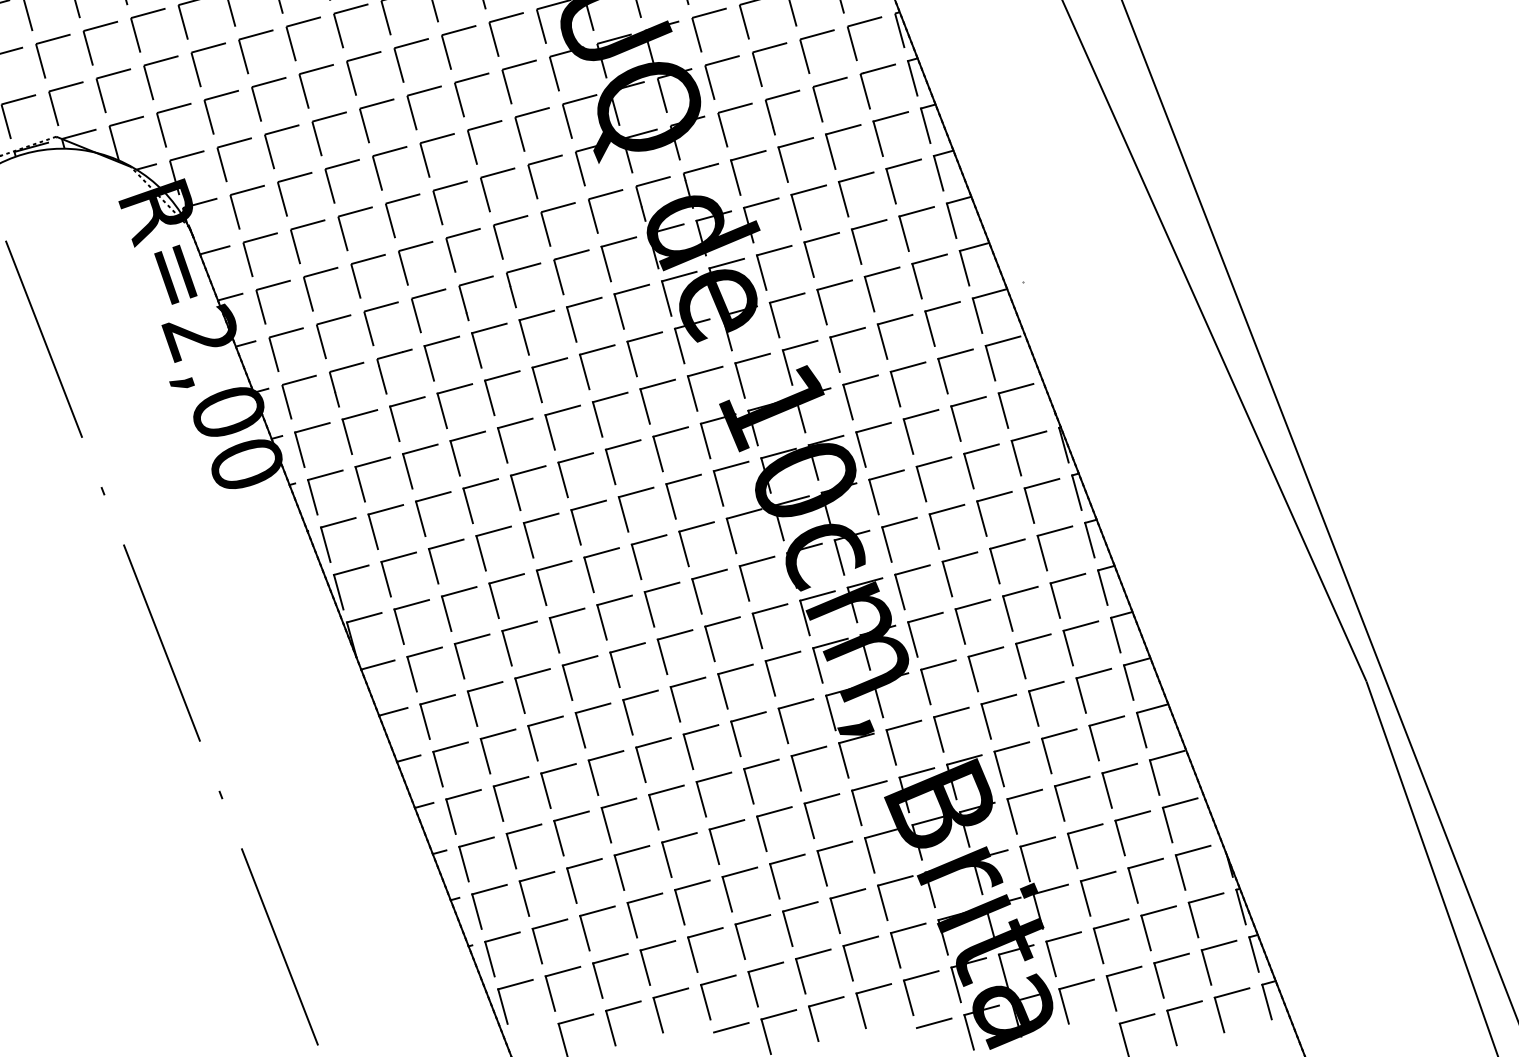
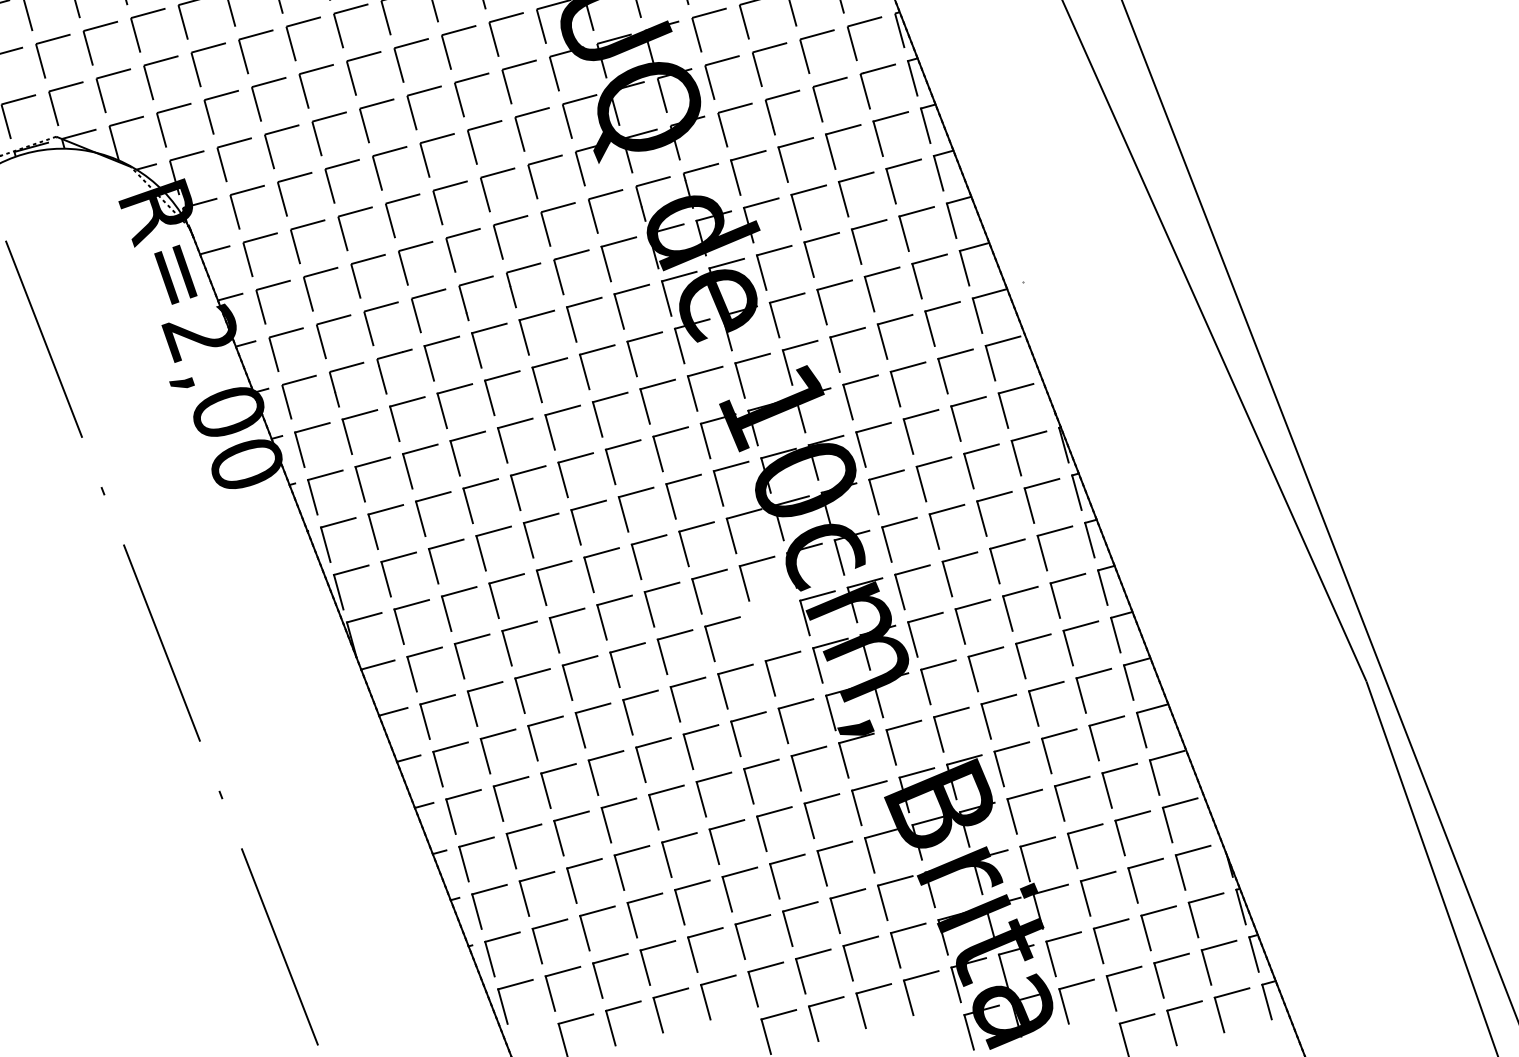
part: present -> none (758, 630)
line: present -> none (933, 1023)
line: present -> none (731, 1027)
